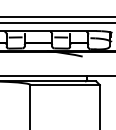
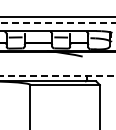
line: solid -> dashed (58, 23)
line: solid -> dashed (57, 76)
